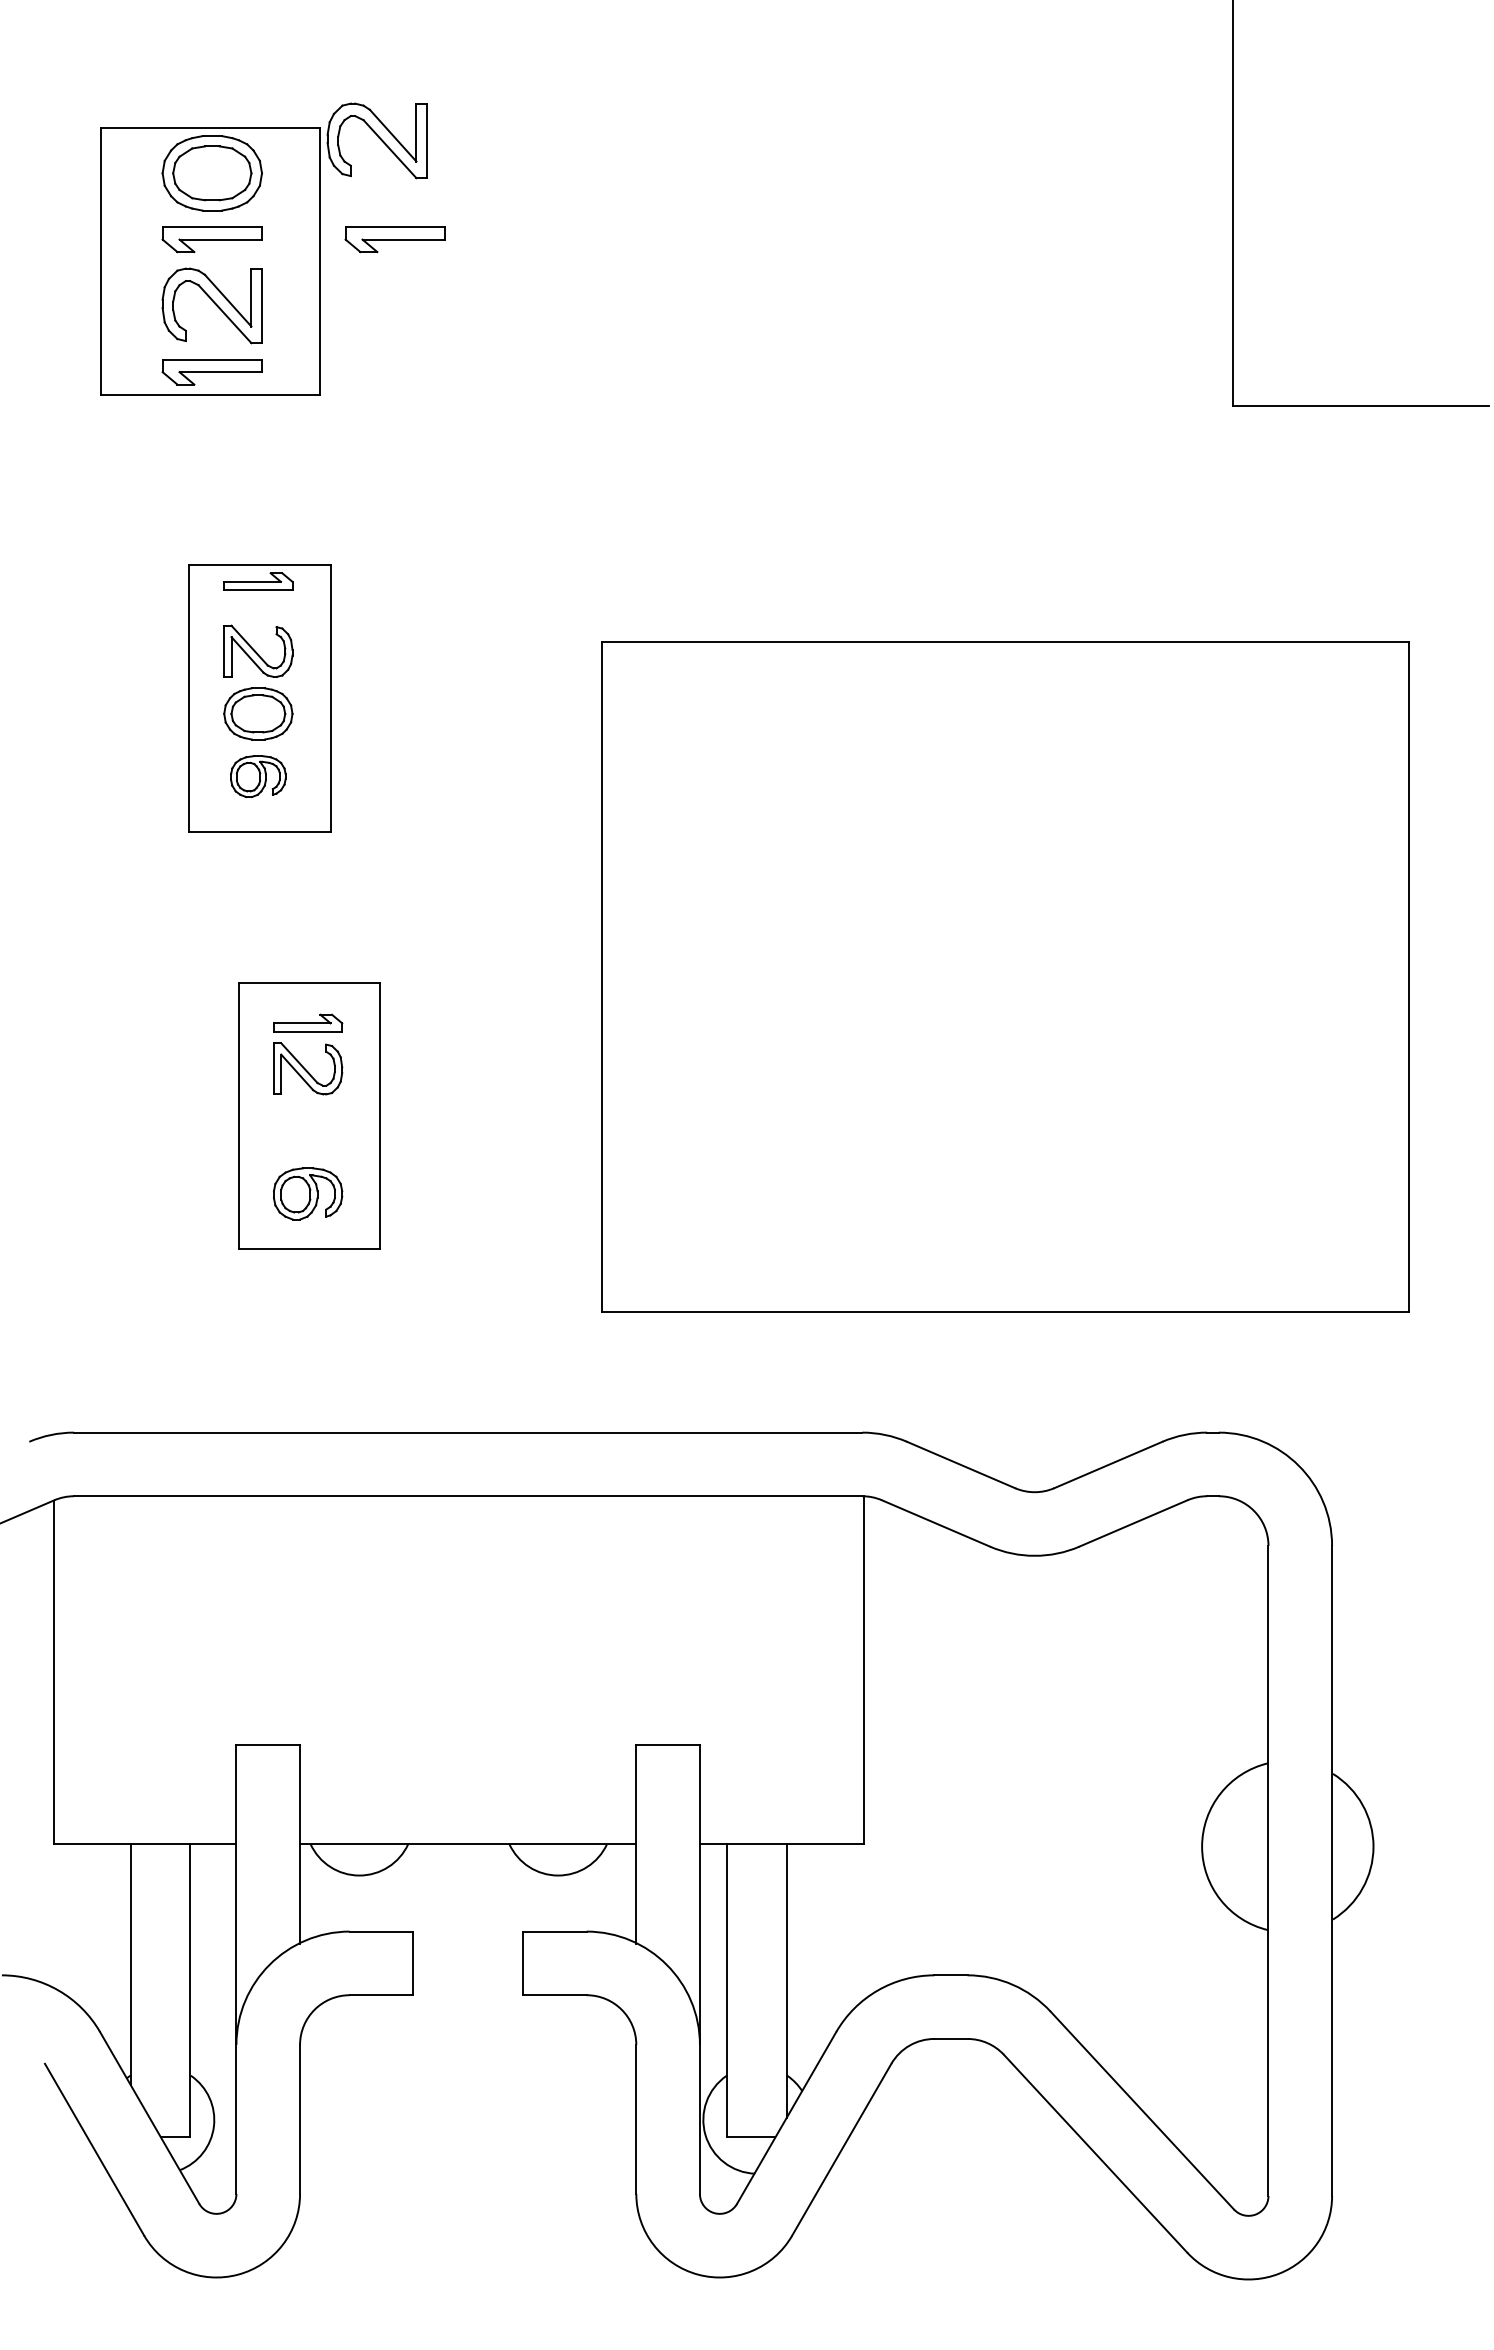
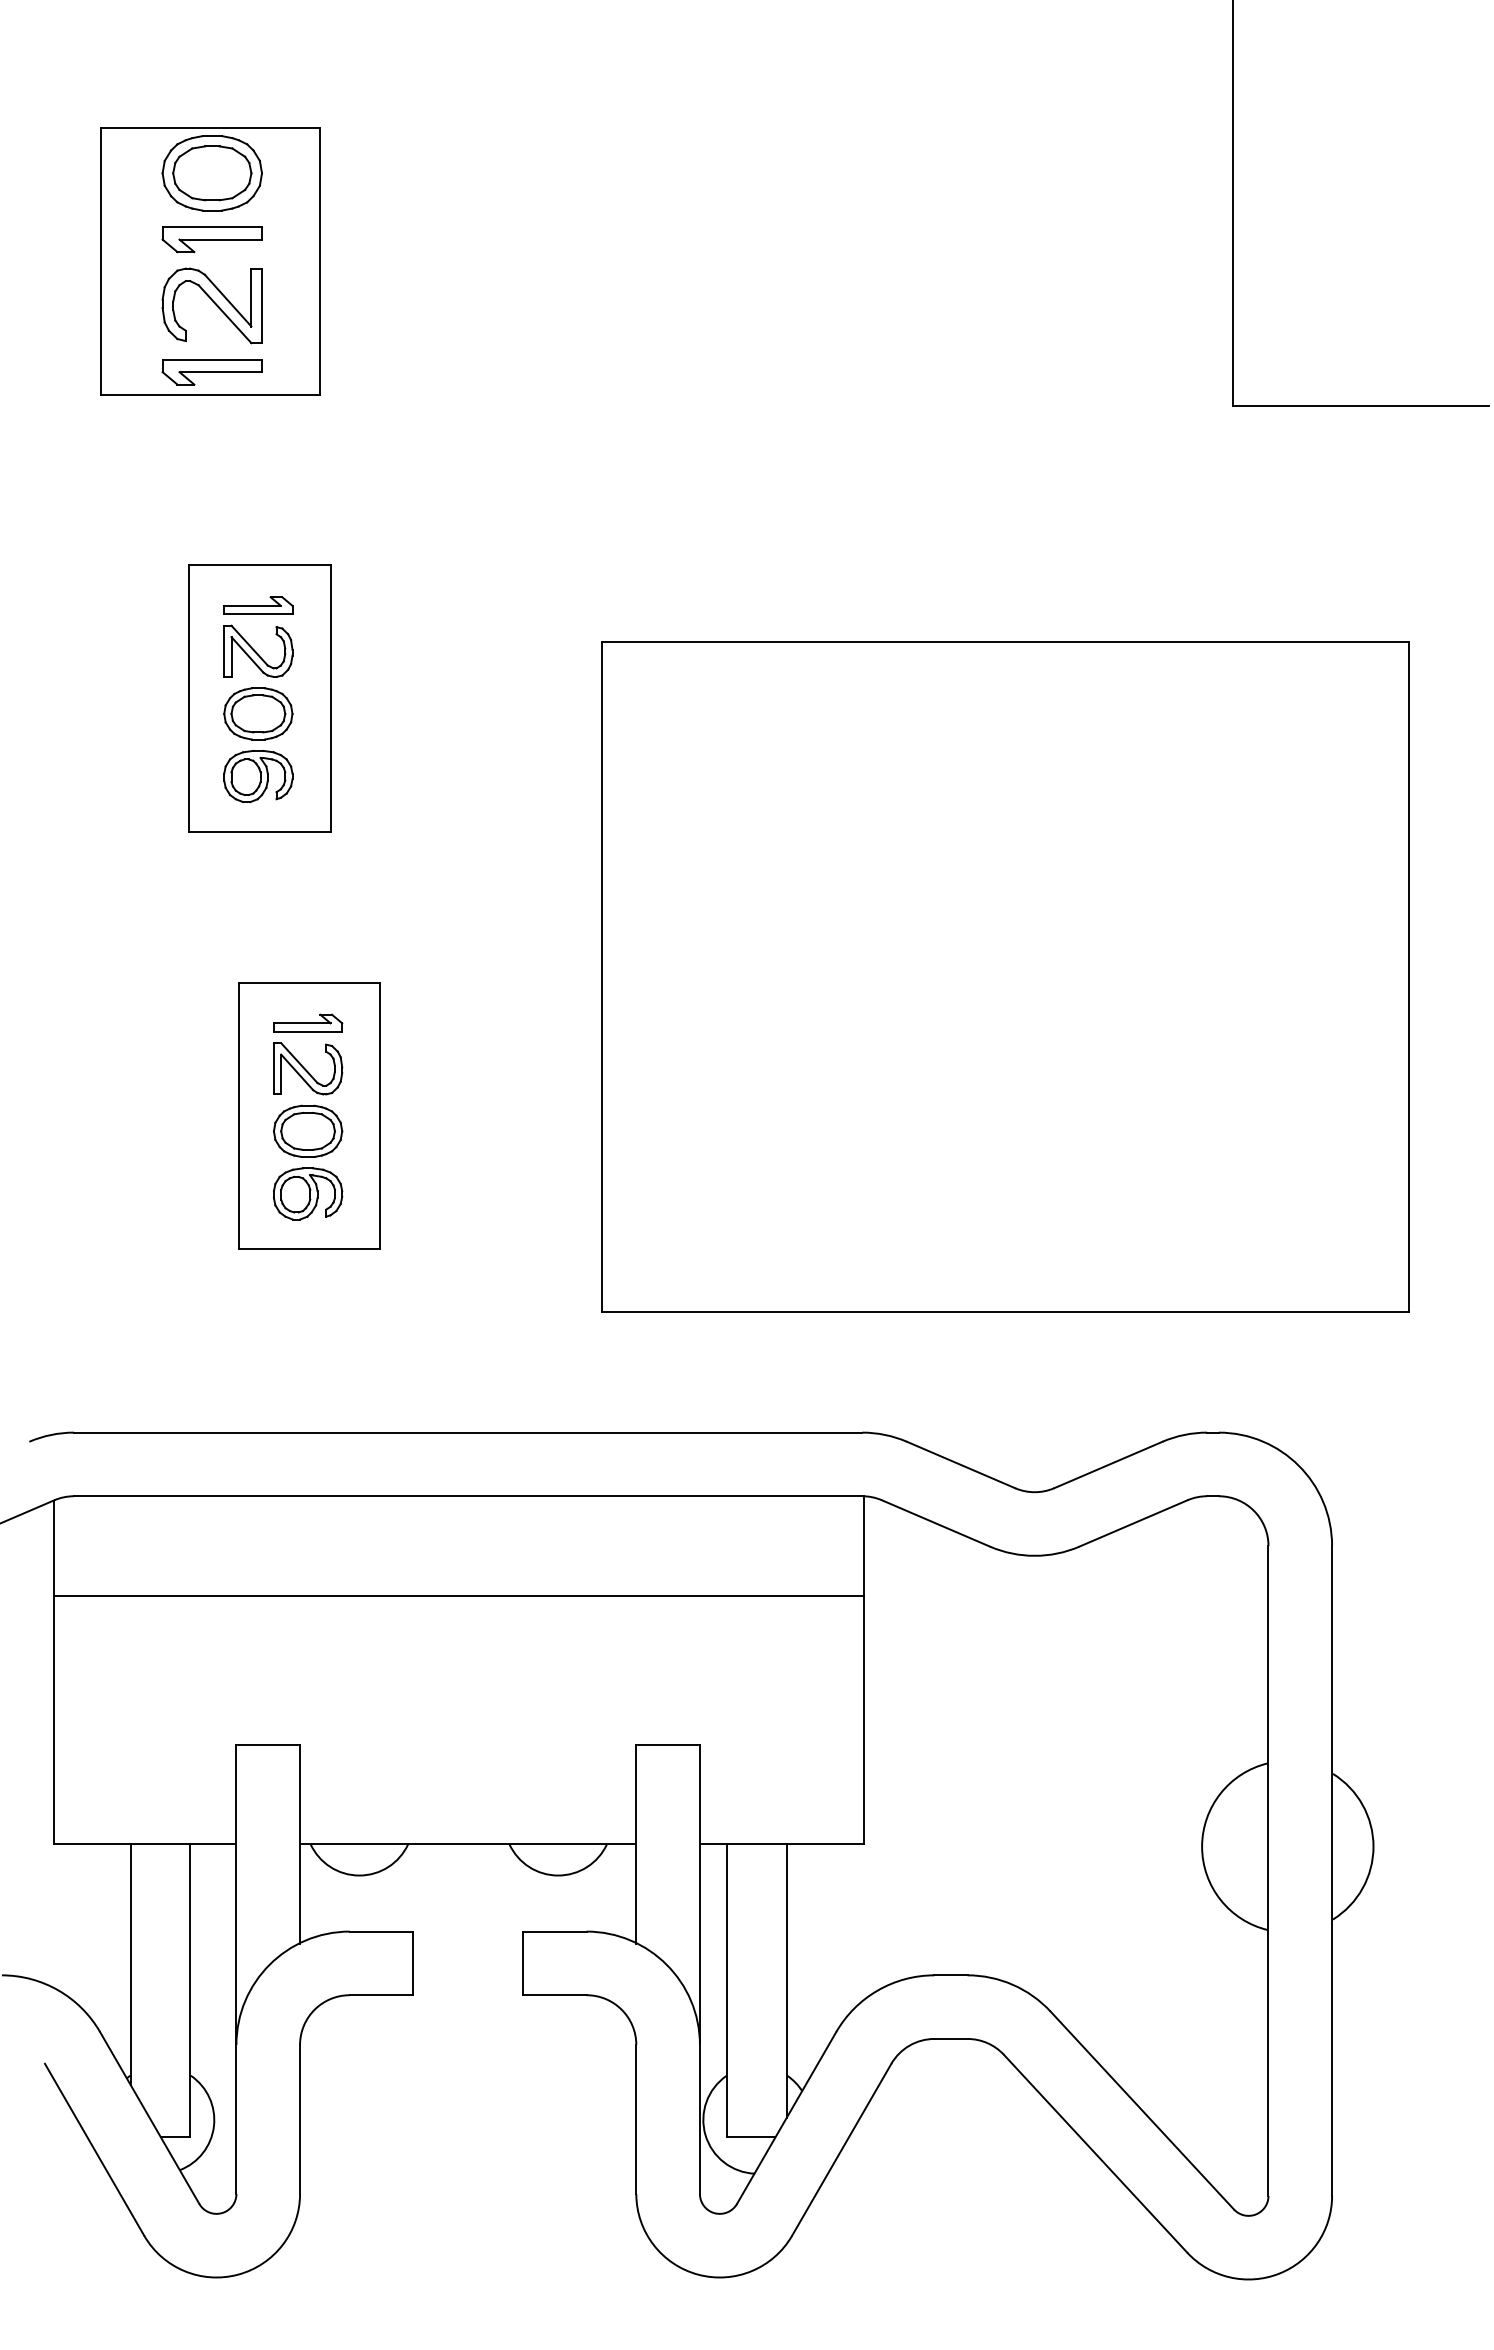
part: present -> none (376, 140)
part: present -> none (394, 239)
part position: (258, 581) -> (258, 605) (258, 605)
part size: 57x44 px -> 71x54 px (258, 776)
part: none -> present (308, 1130)
line: none -> present (458, 1595)
